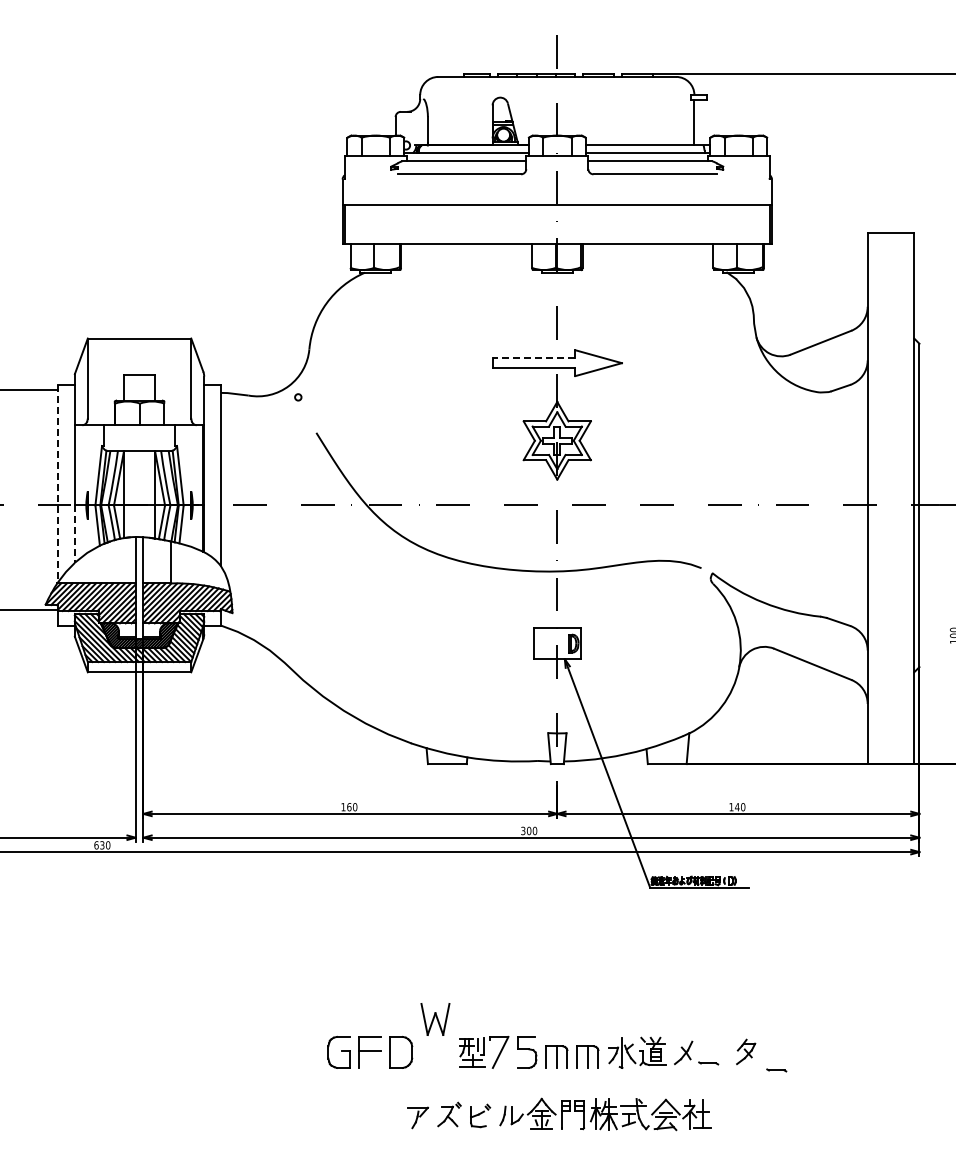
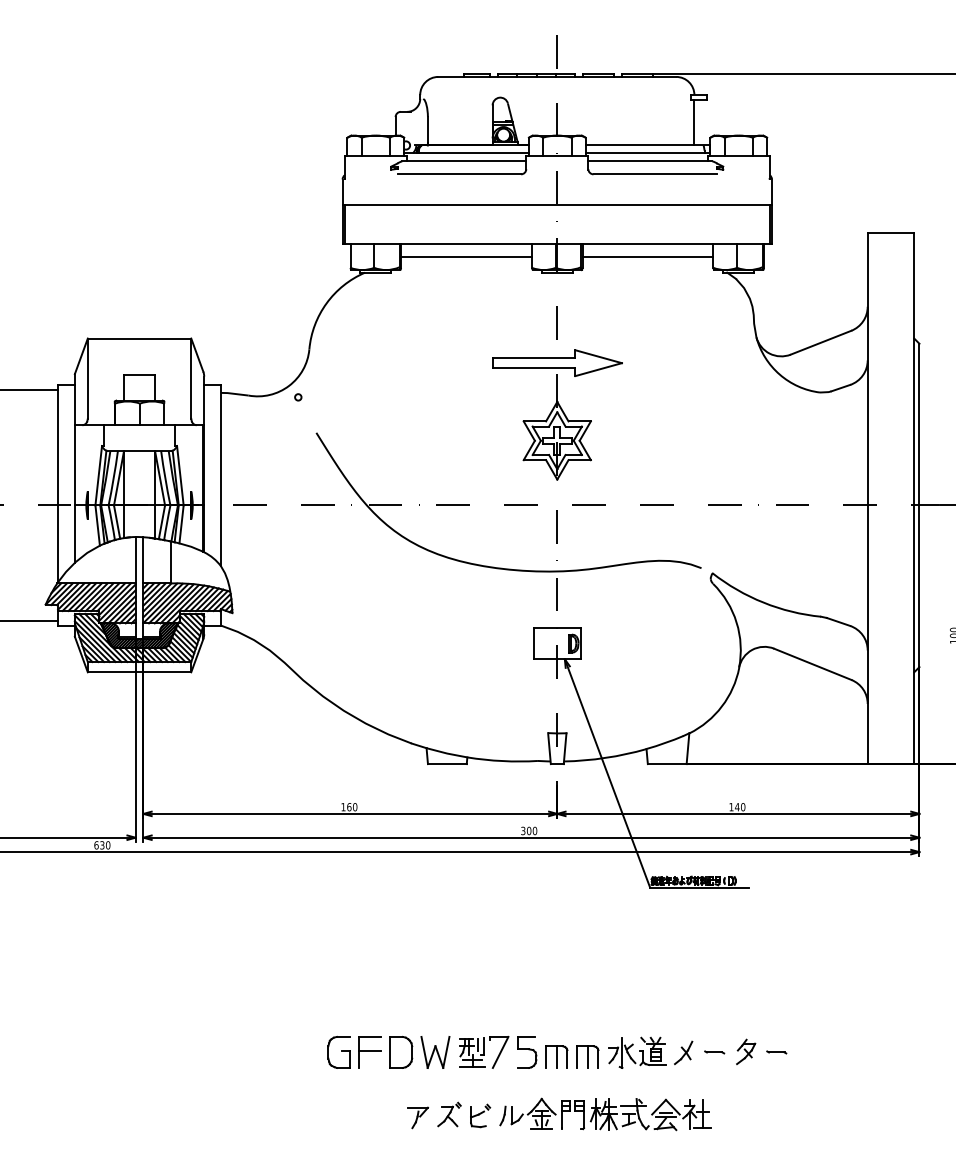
line: none -> present (466, 257)
line: none -> present (647, 257)
line: dashed -> solid (533, 358)
line: dashed -> solid (58, 483)
line: dashed -> solid (74, 534)
line position: (30, 609) -> (30, 620) (30, 620)
part position: (435, 1019) -> (435, 1052) (435, 1052)
part position: (708, 1063) -> (714, 1052) (714, 1052)
part position: (776, 1070) -> (776, 1052) (776, 1052)
